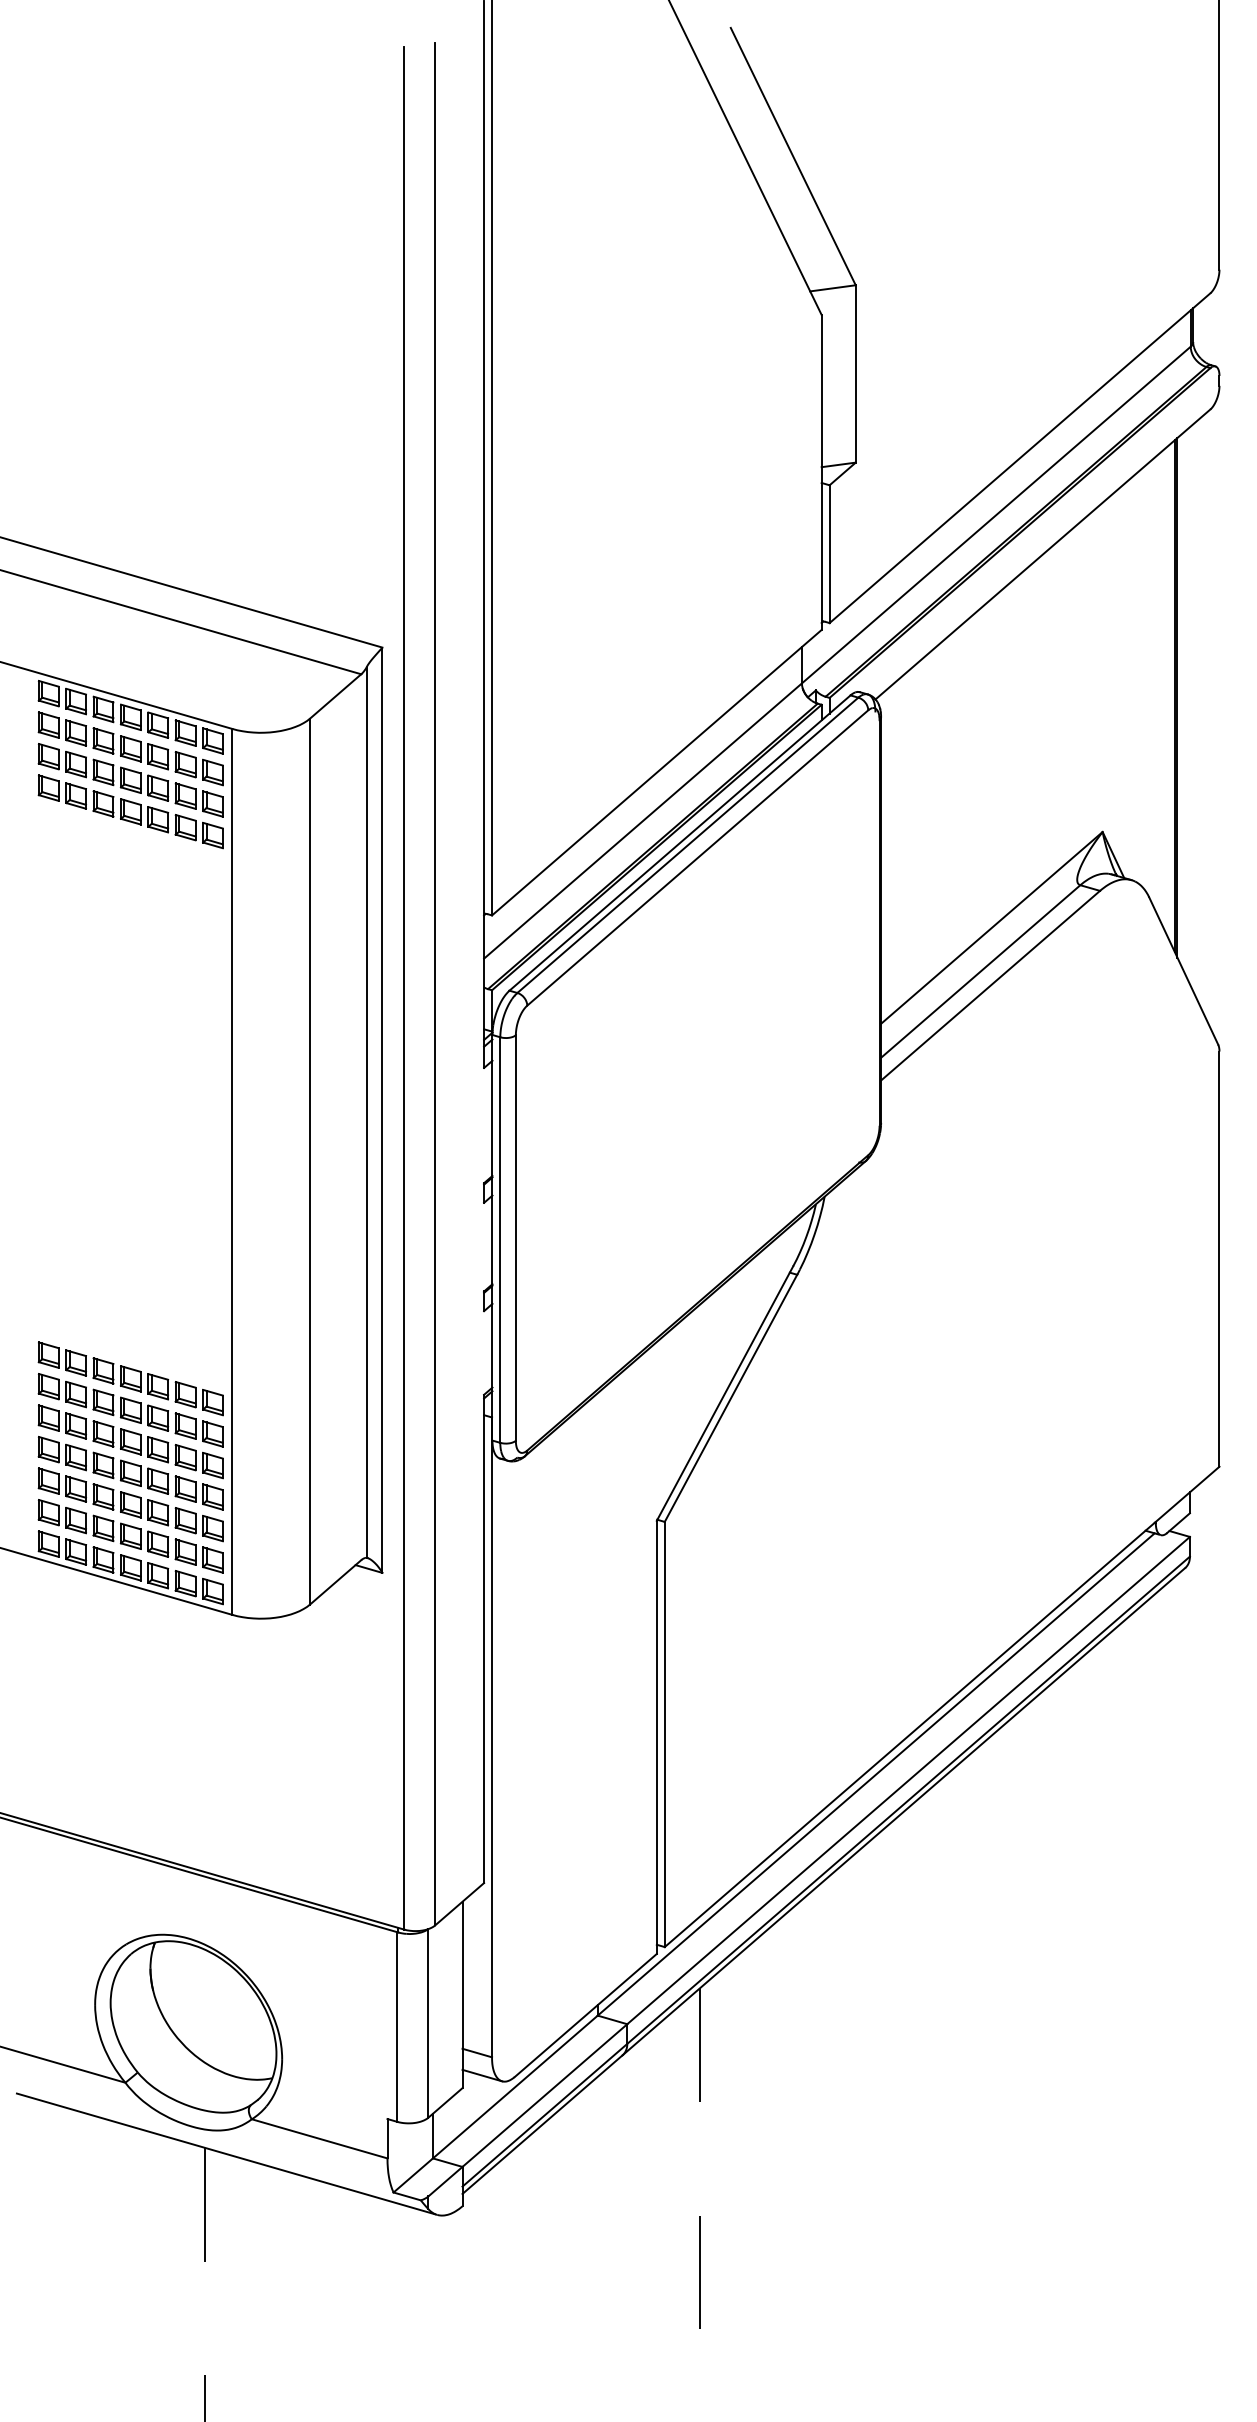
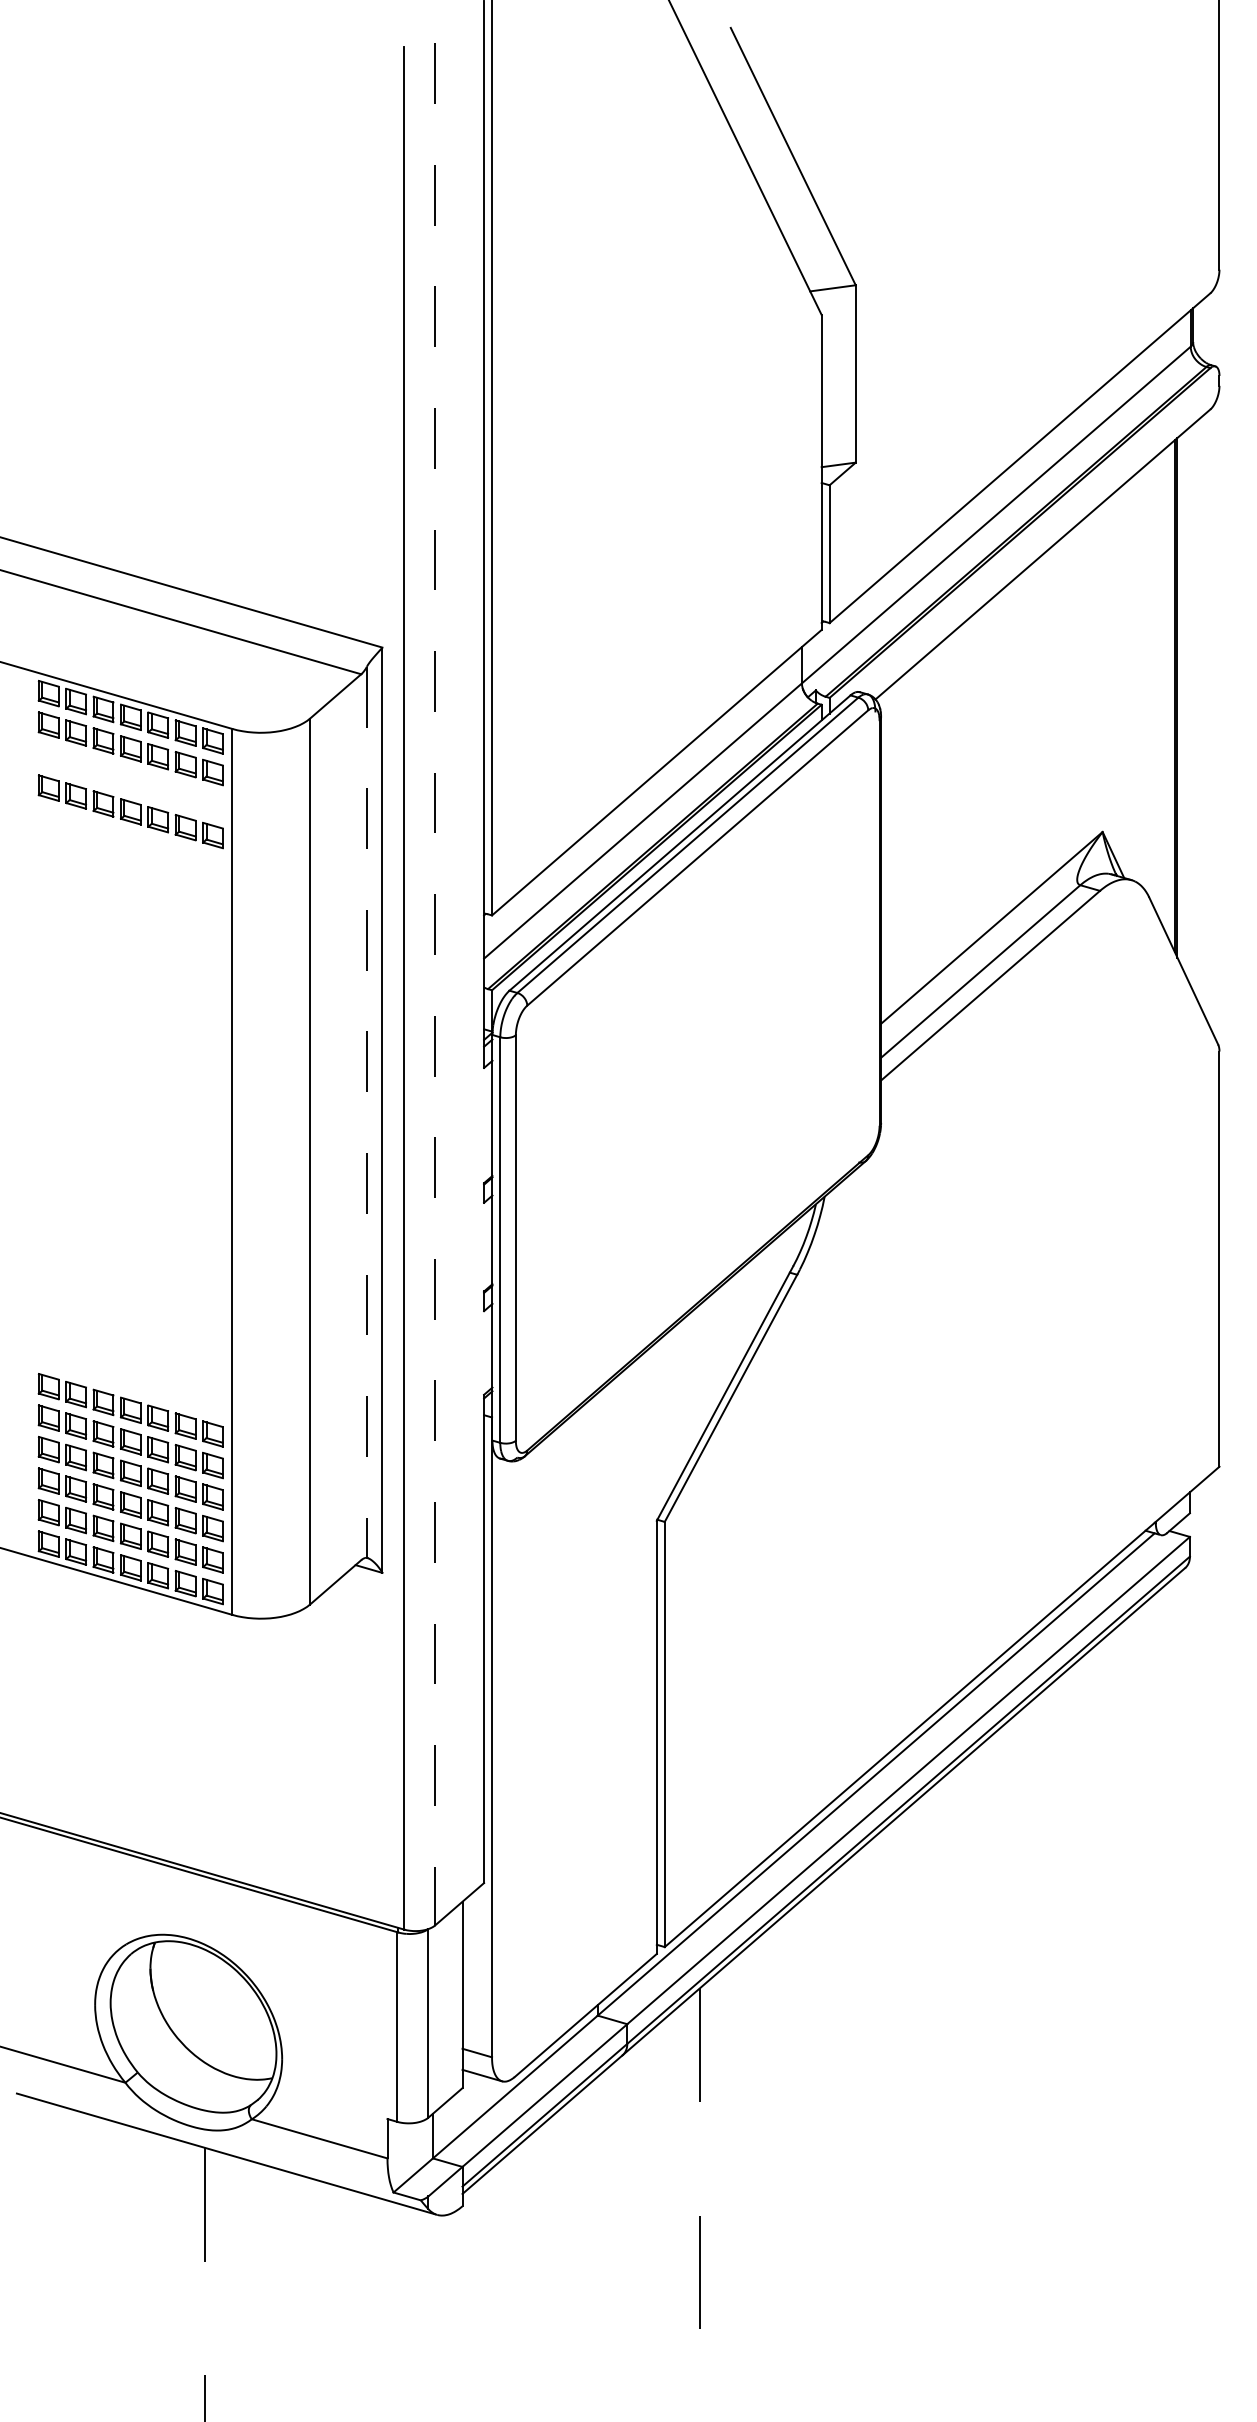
part: present -> none (130, 780)
line: solid -> dashed (435, 984)
line: solid -> dashed (366, 1112)
part: present -> none (130, 1378)
